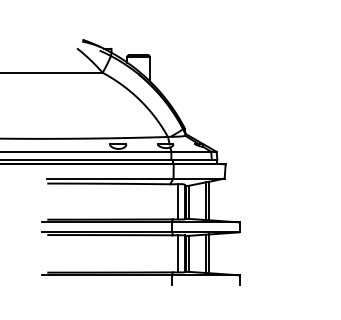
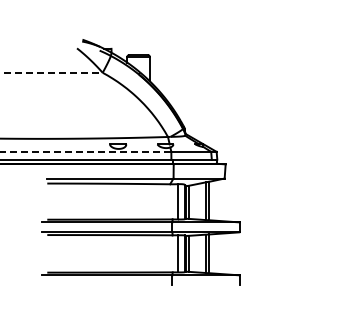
line: solid -> dashed (52, 72)
line: solid -> dashed (85, 151)
